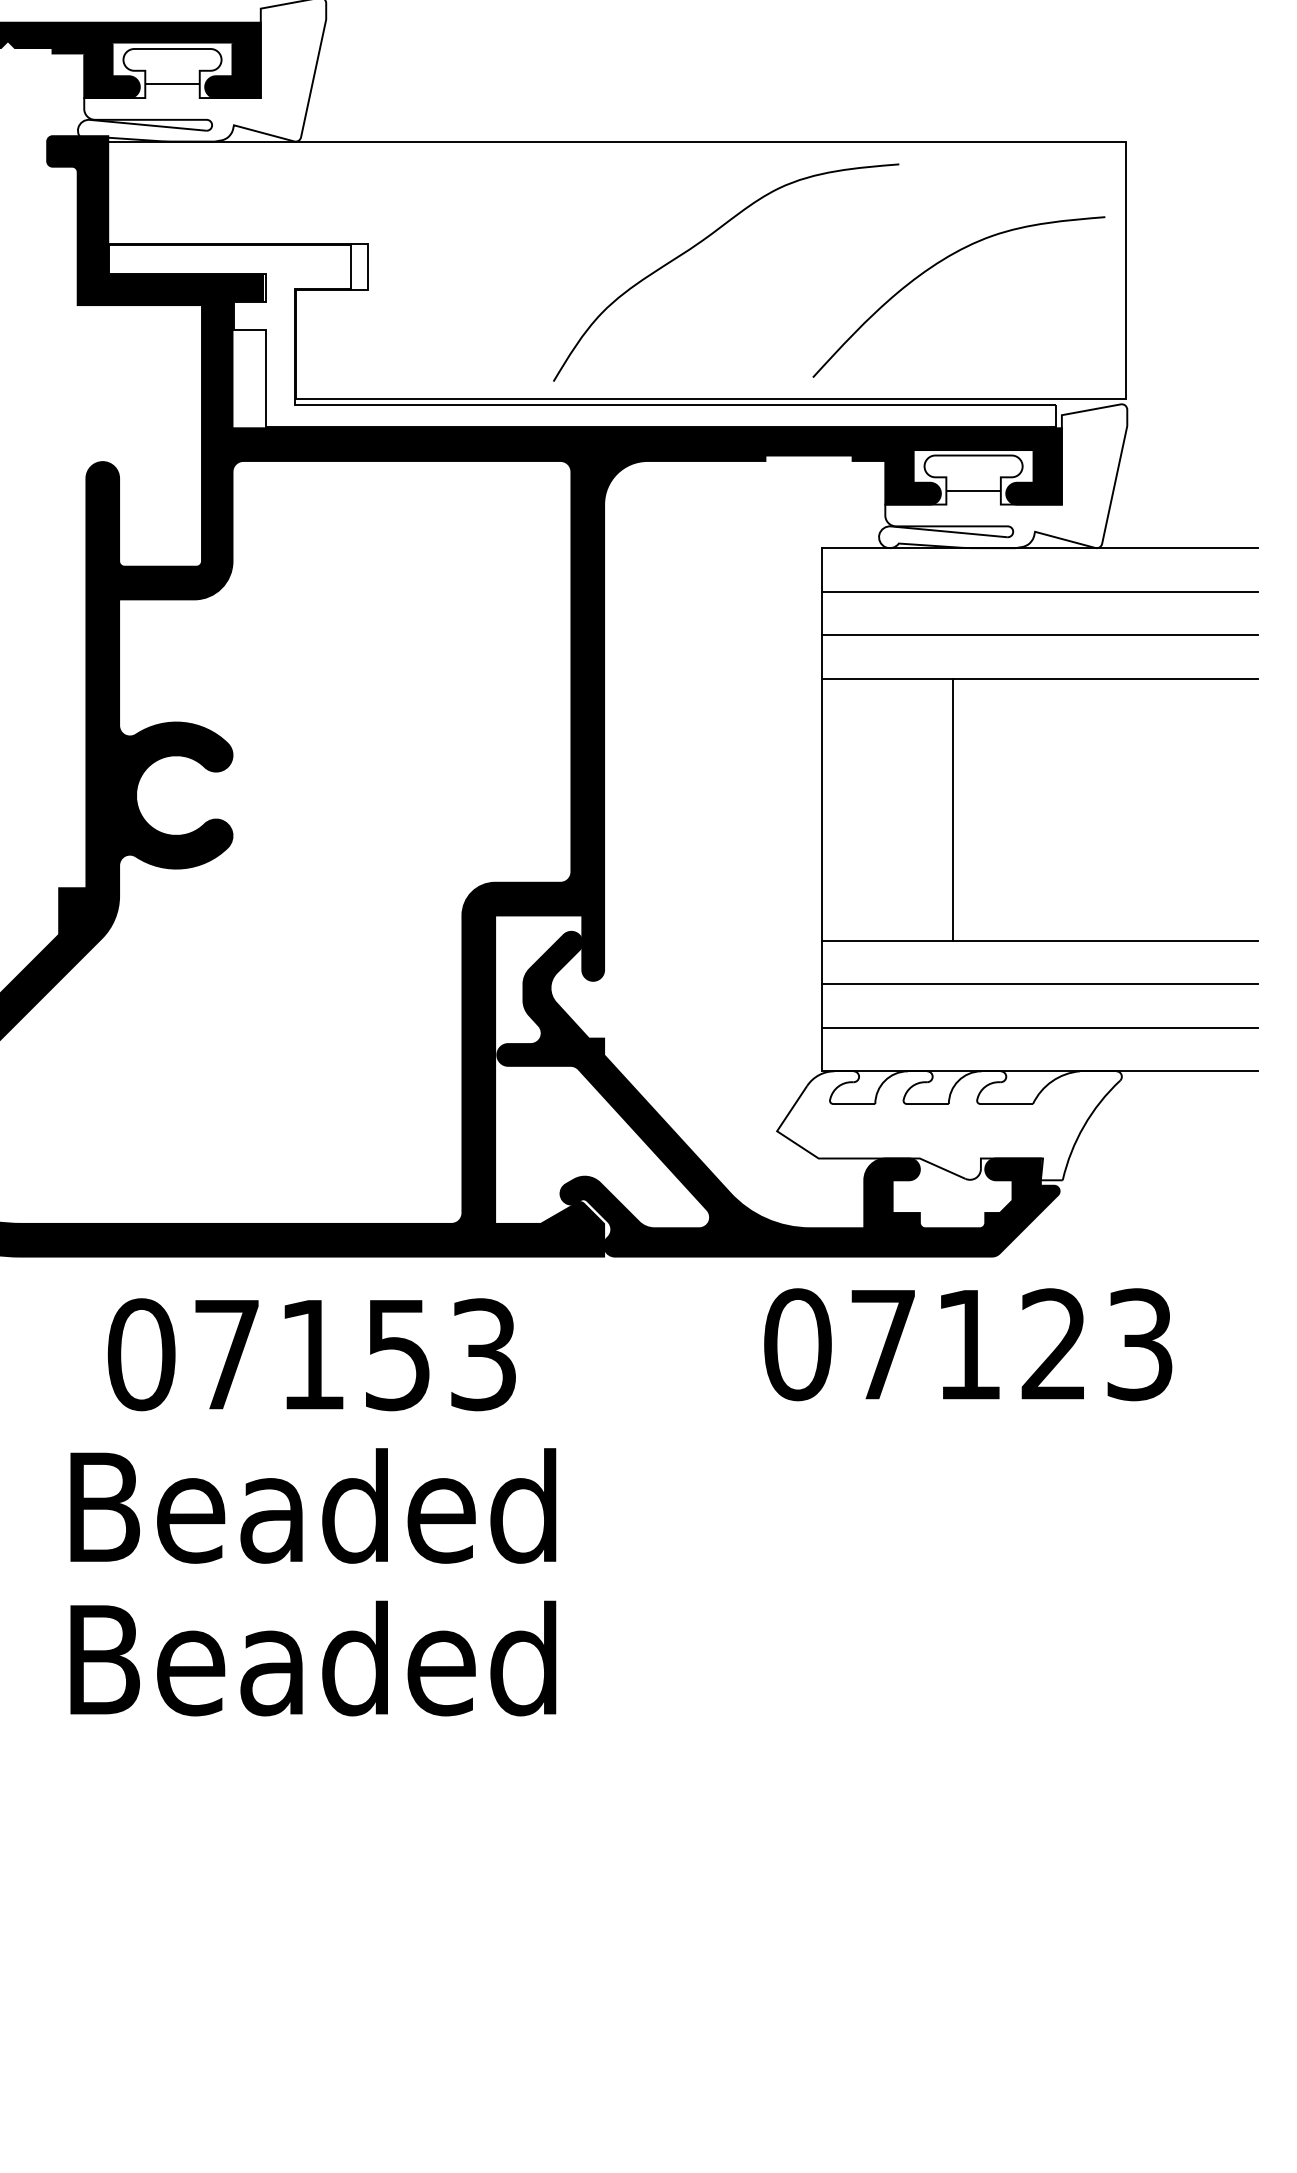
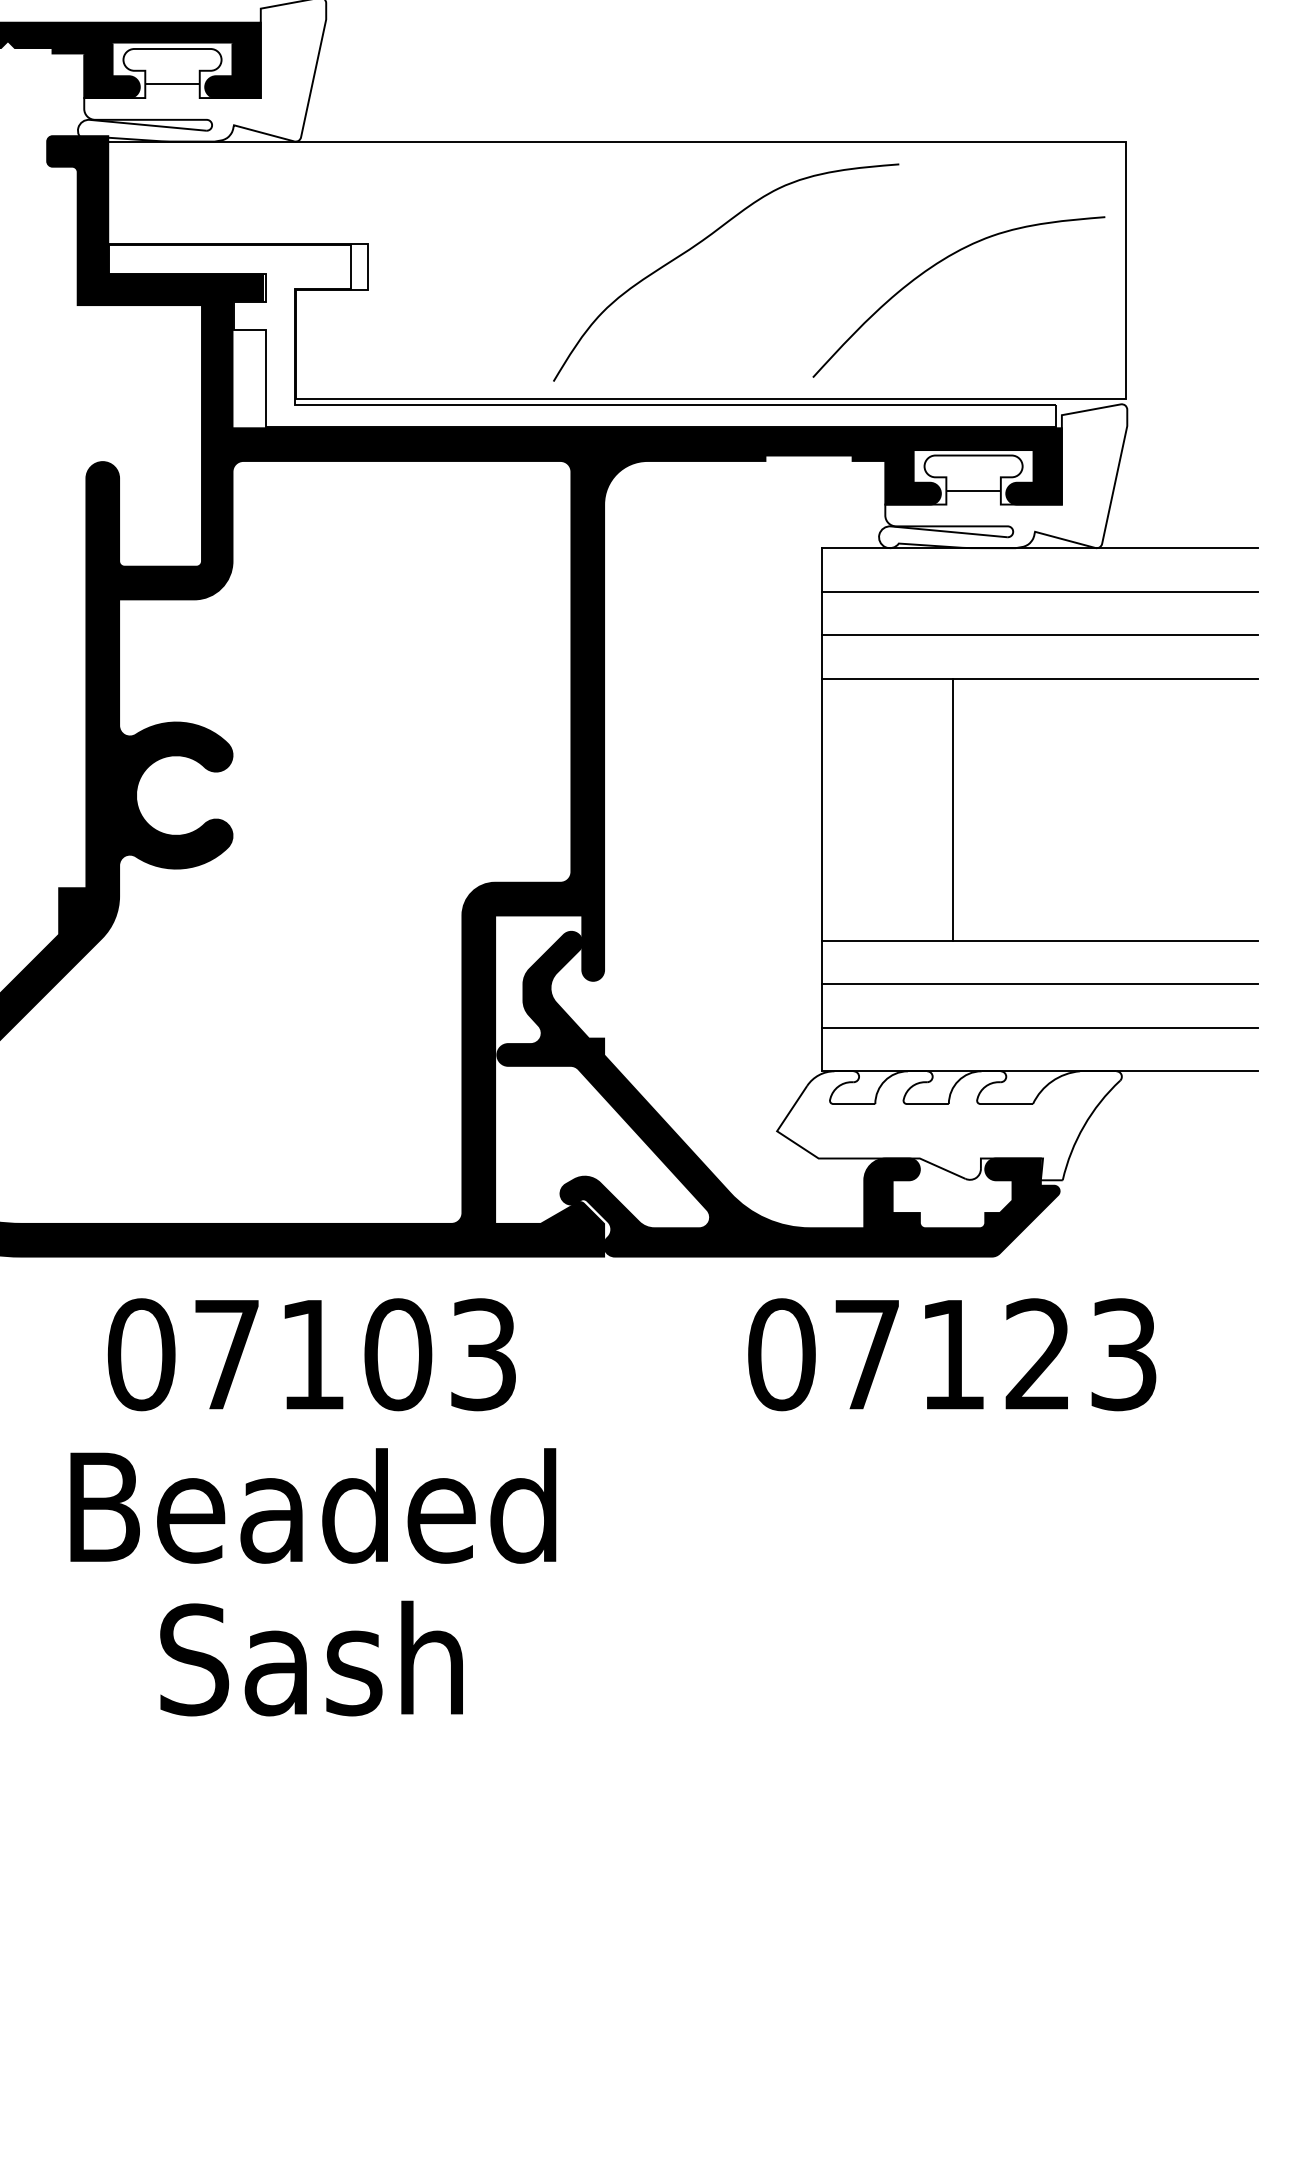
text position: (968, 1344) -> (952, 1354) (952, 1354)
text: 07153 -> 07103 (398, 1354)
text: Beaded -> Sash (313, 1658)
